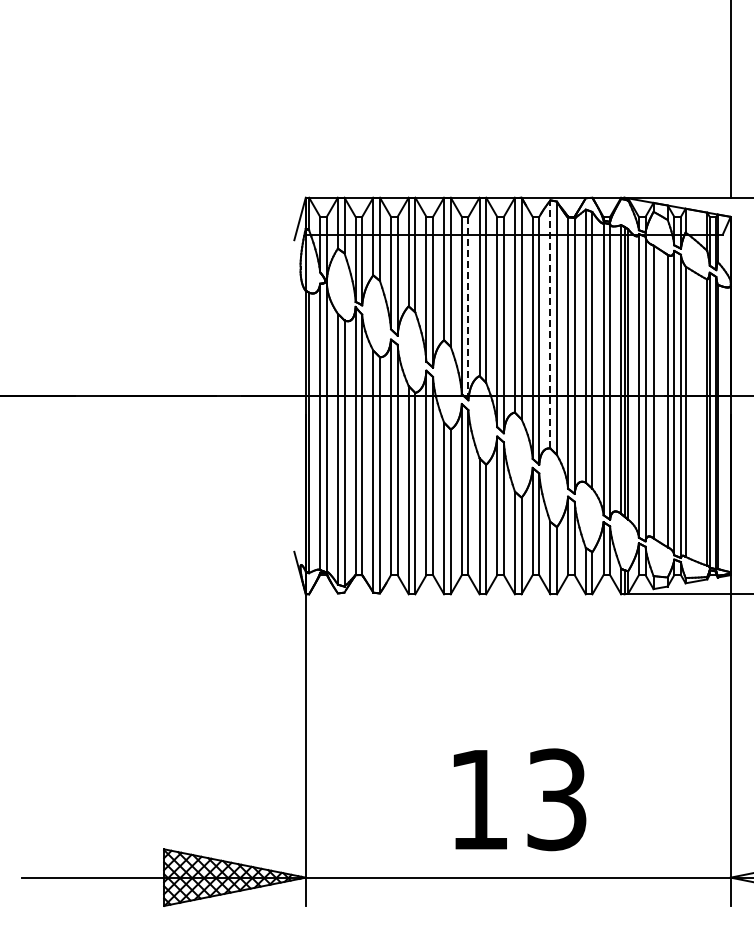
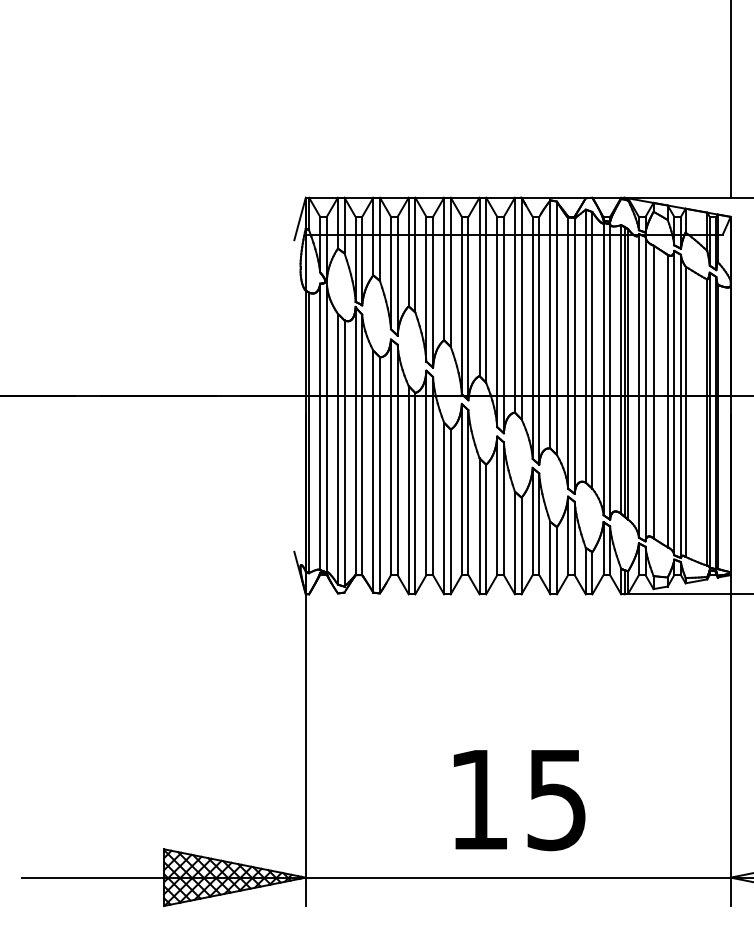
line: dashed -> solid (468, 308)
line: dashed -> solid (550, 323)
text: 13 -> 15 (556, 799)
